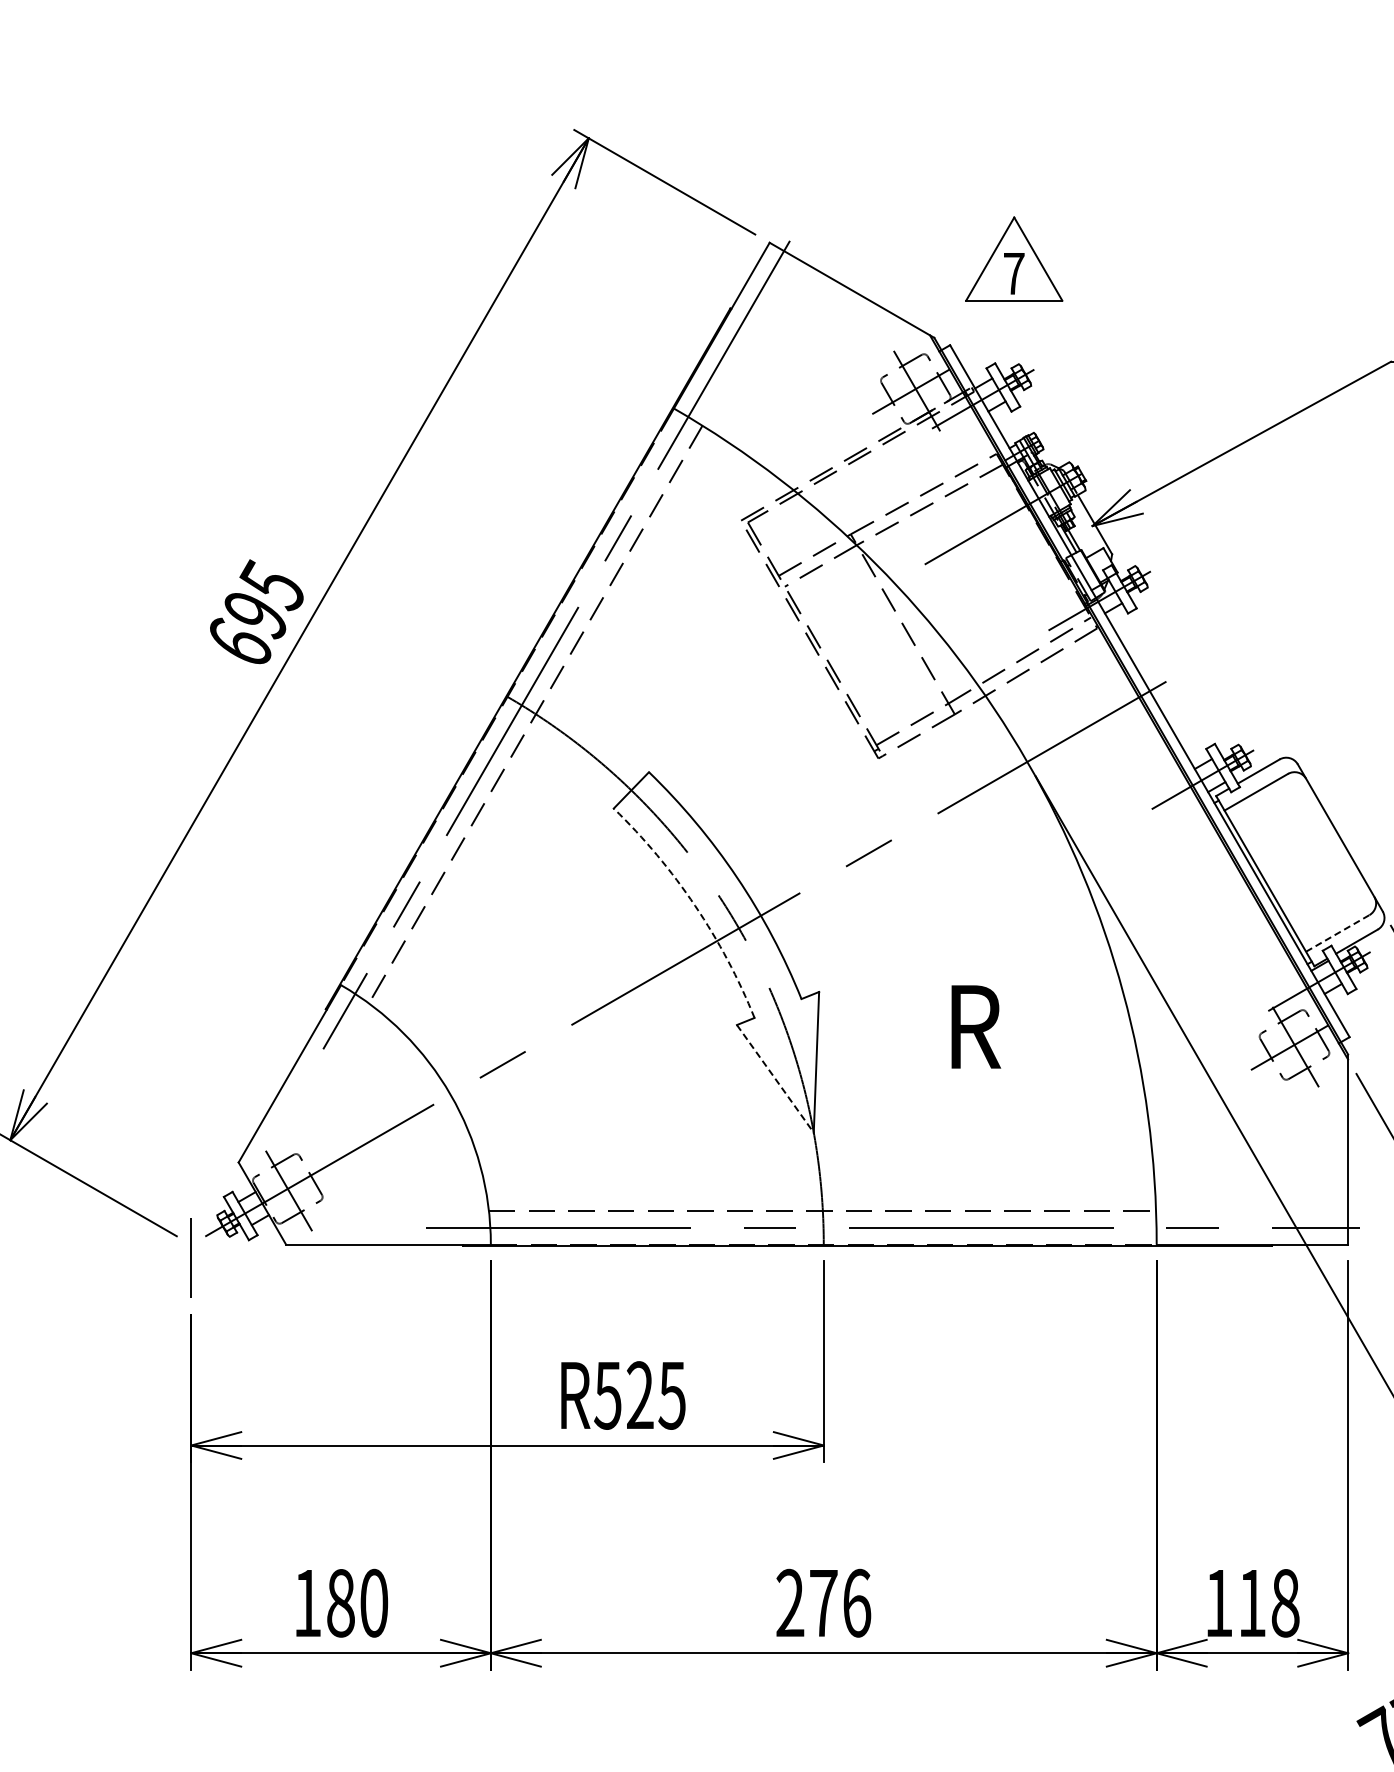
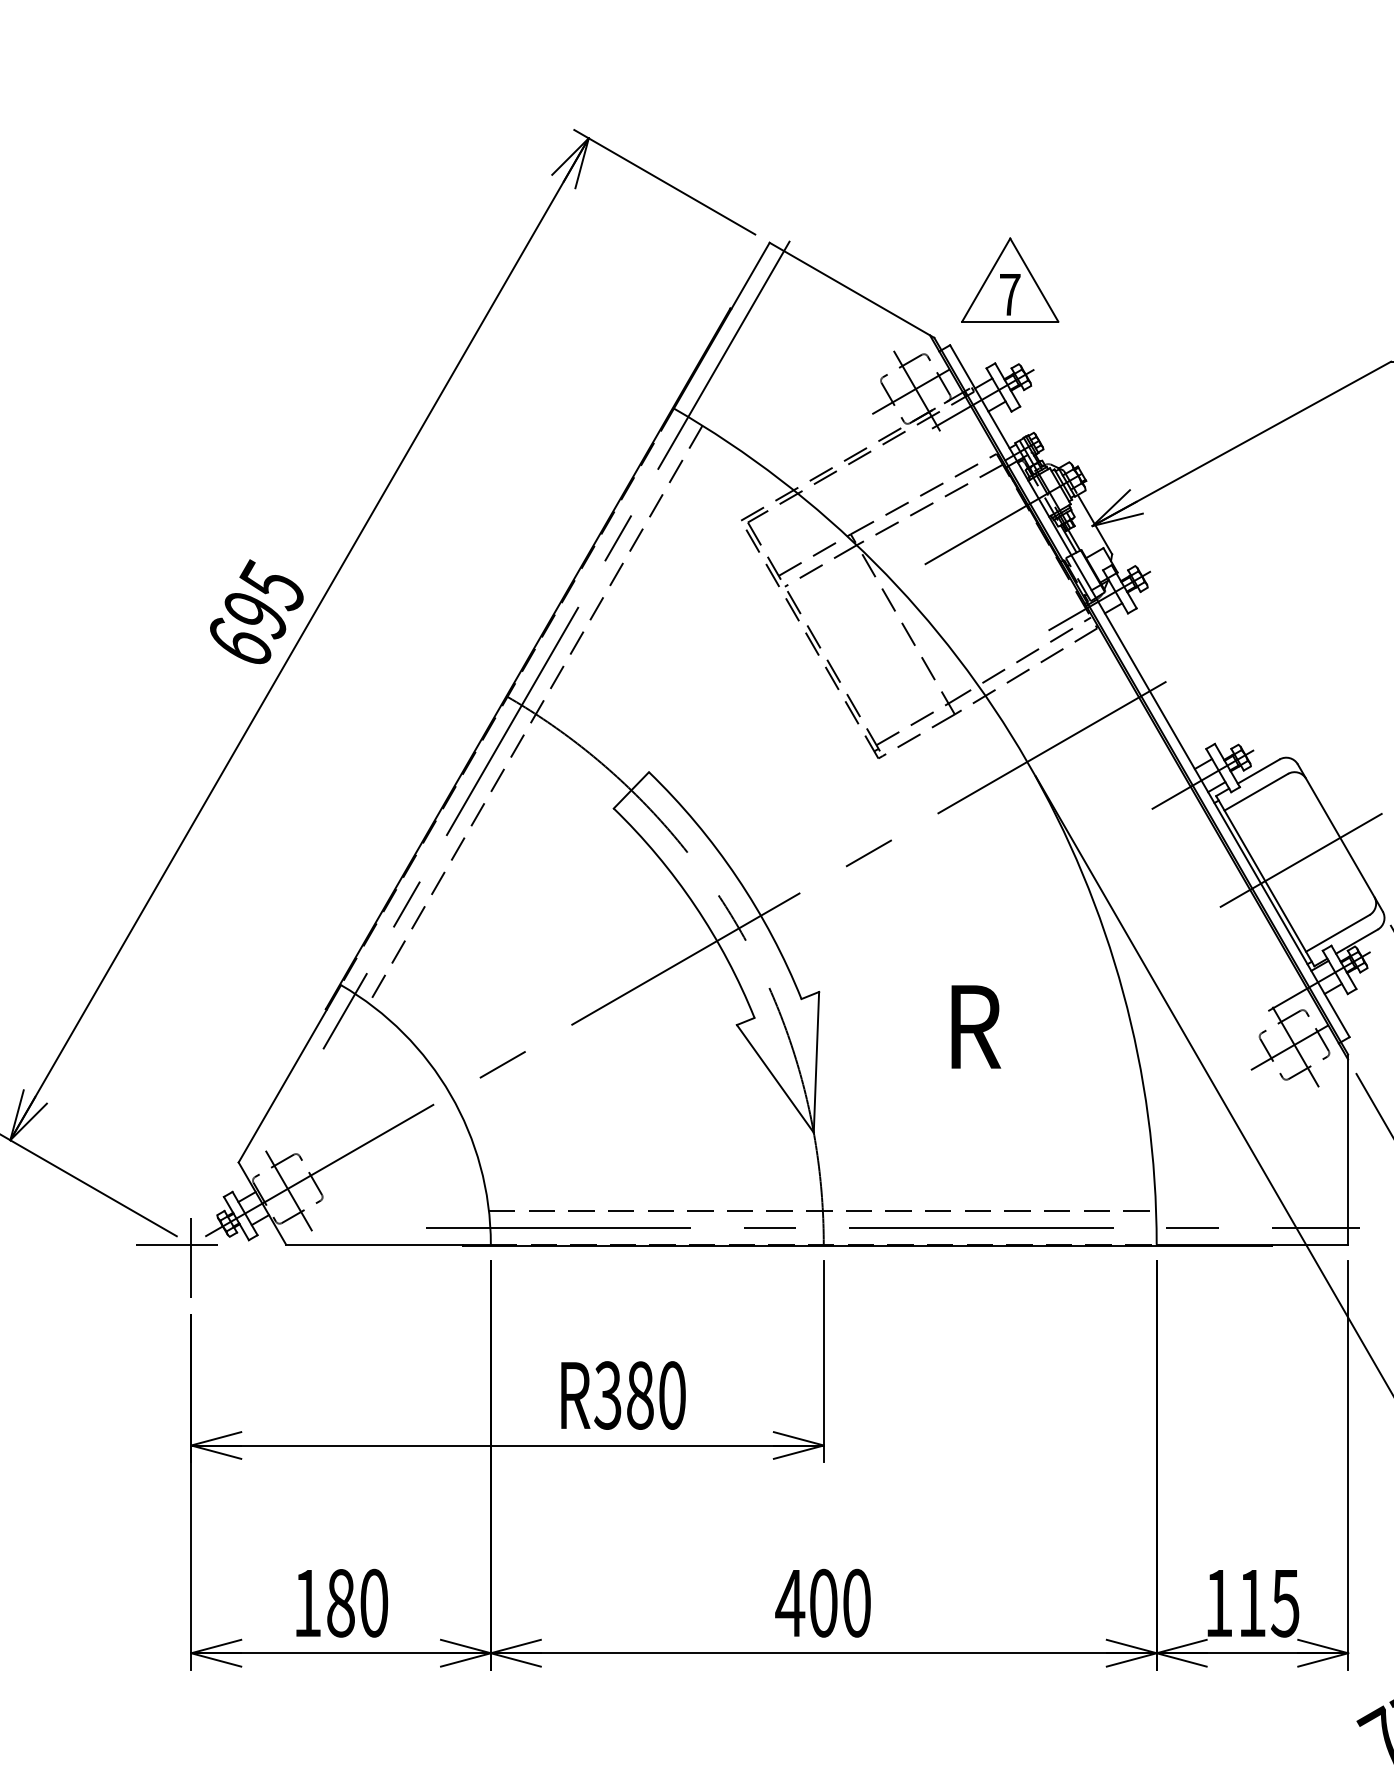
part position: (1014, 258) -> (1010, 279) (1010, 279)
line: none -> present (1300, 860)
arc: dashed -> solid (695, 905)
line: dashed -> solid (1337, 933)
line: dashed -> solid (775, 1079)
line: none -> present (176, 1244)
text: R525 -> R380 (639, 1395)
text: 276 -> 400 (823, 1602)
text: 118 -> 115 (1285, 1603)
